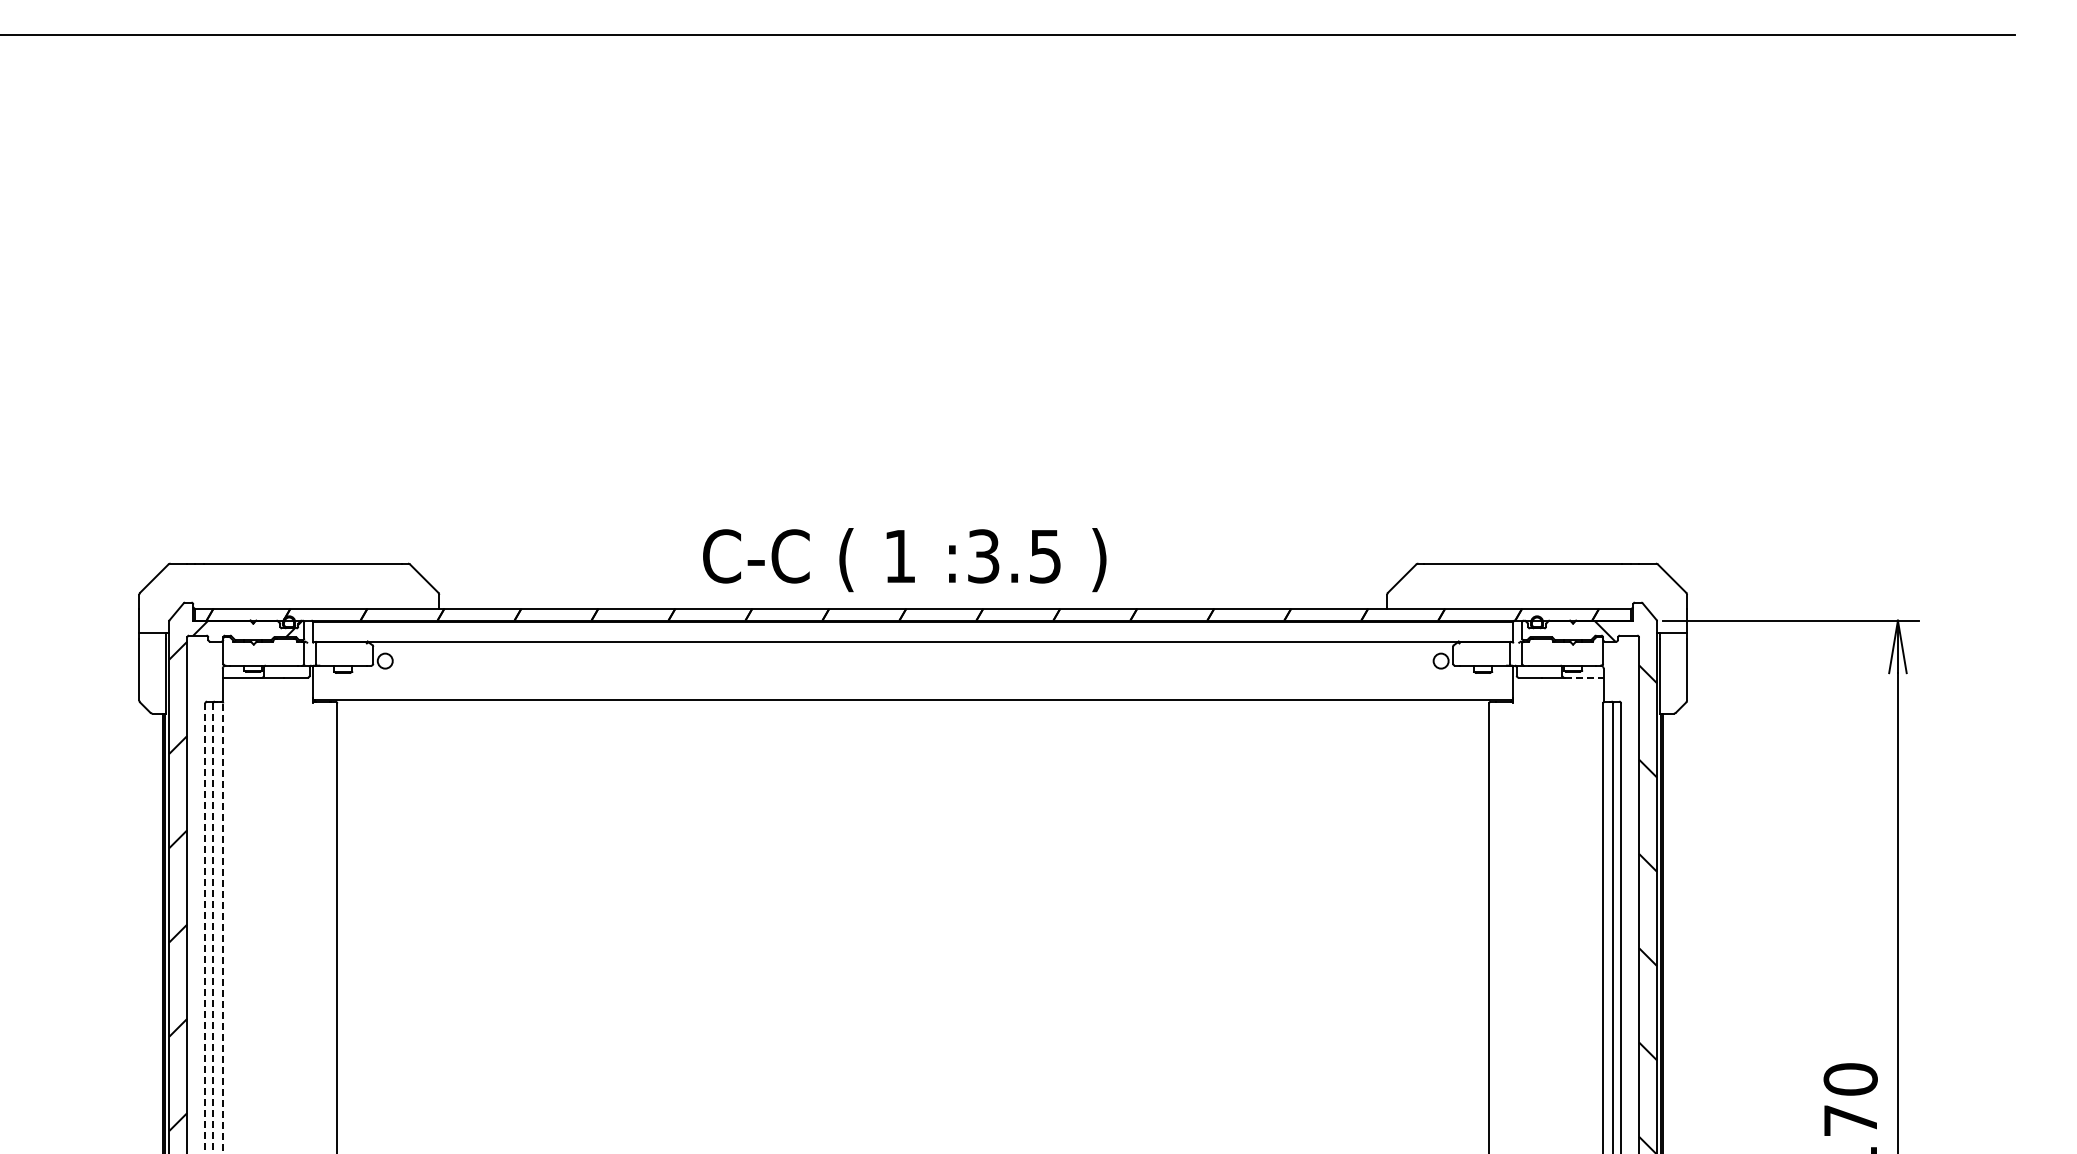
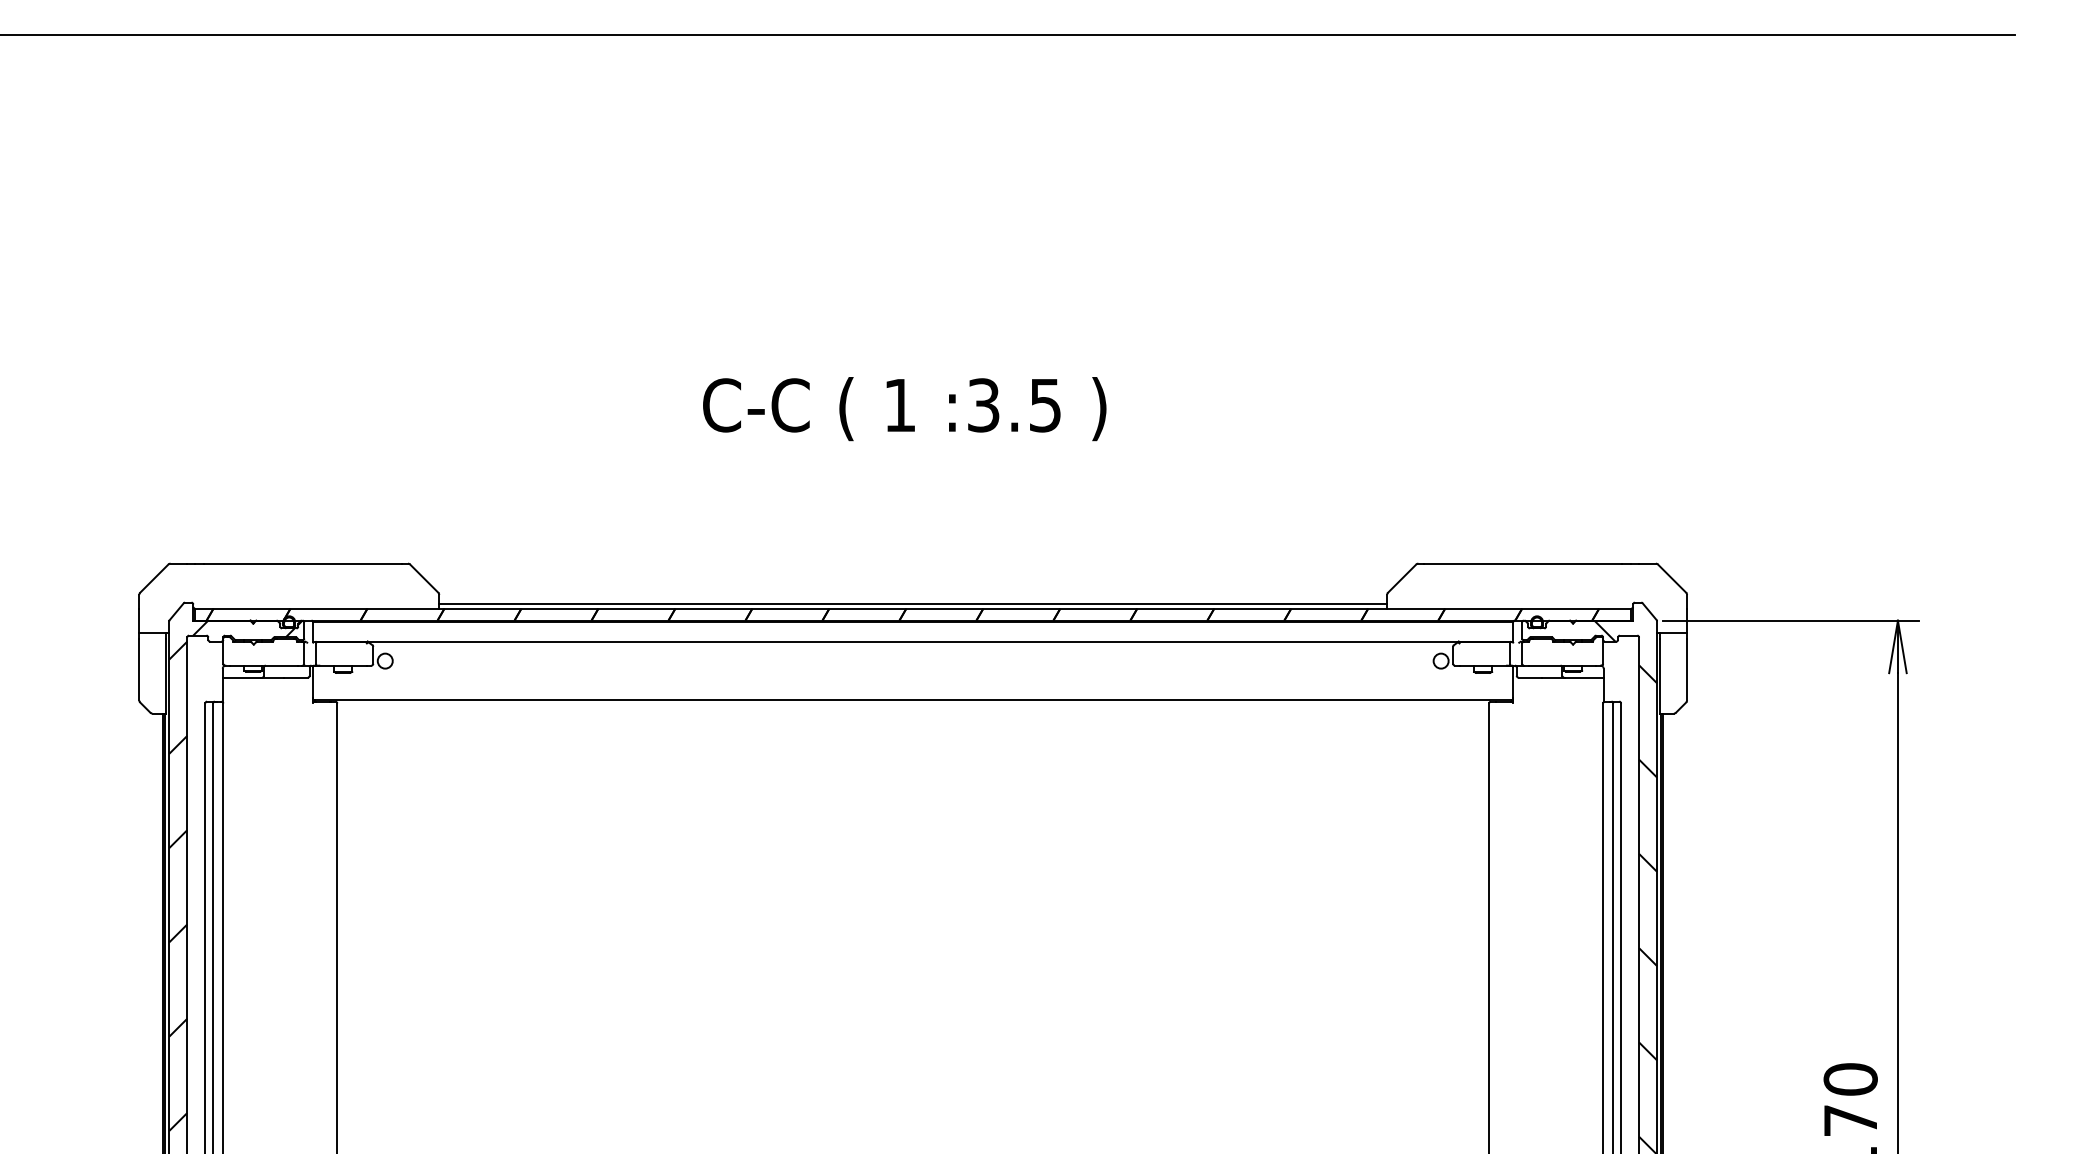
text position: (904, 560) -> (904, 409) (904, 409)
line: none -> present (913, 603)
line: dashed -> solid (1584, 677)
line: dashed -> solid (205, 928)
line: dashed -> solid (213, 928)
line: dashed -> solid (223, 928)
